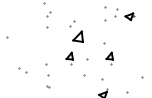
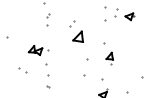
part size: 6x18 px -> 5x14 px (48, 19)
part: none -> present (38, 50)
part: present -> none (69, 58)
